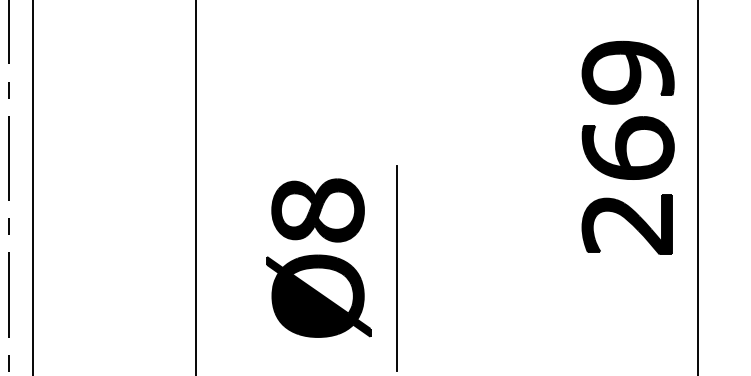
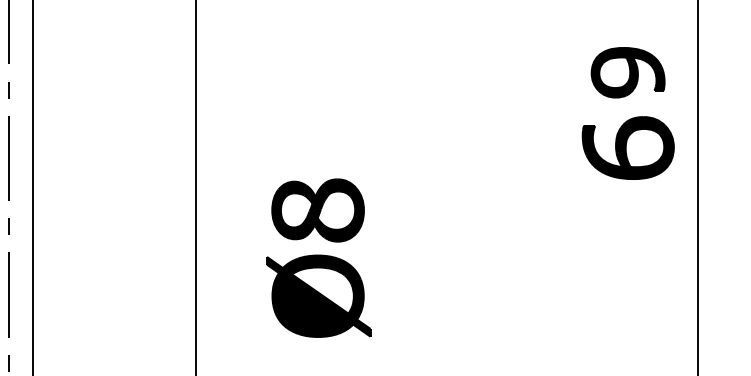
part size: 94x65 px -> 76x52 px (627, 72)
part: present -> none (626, 224)
line: present -> none (397, 268)
